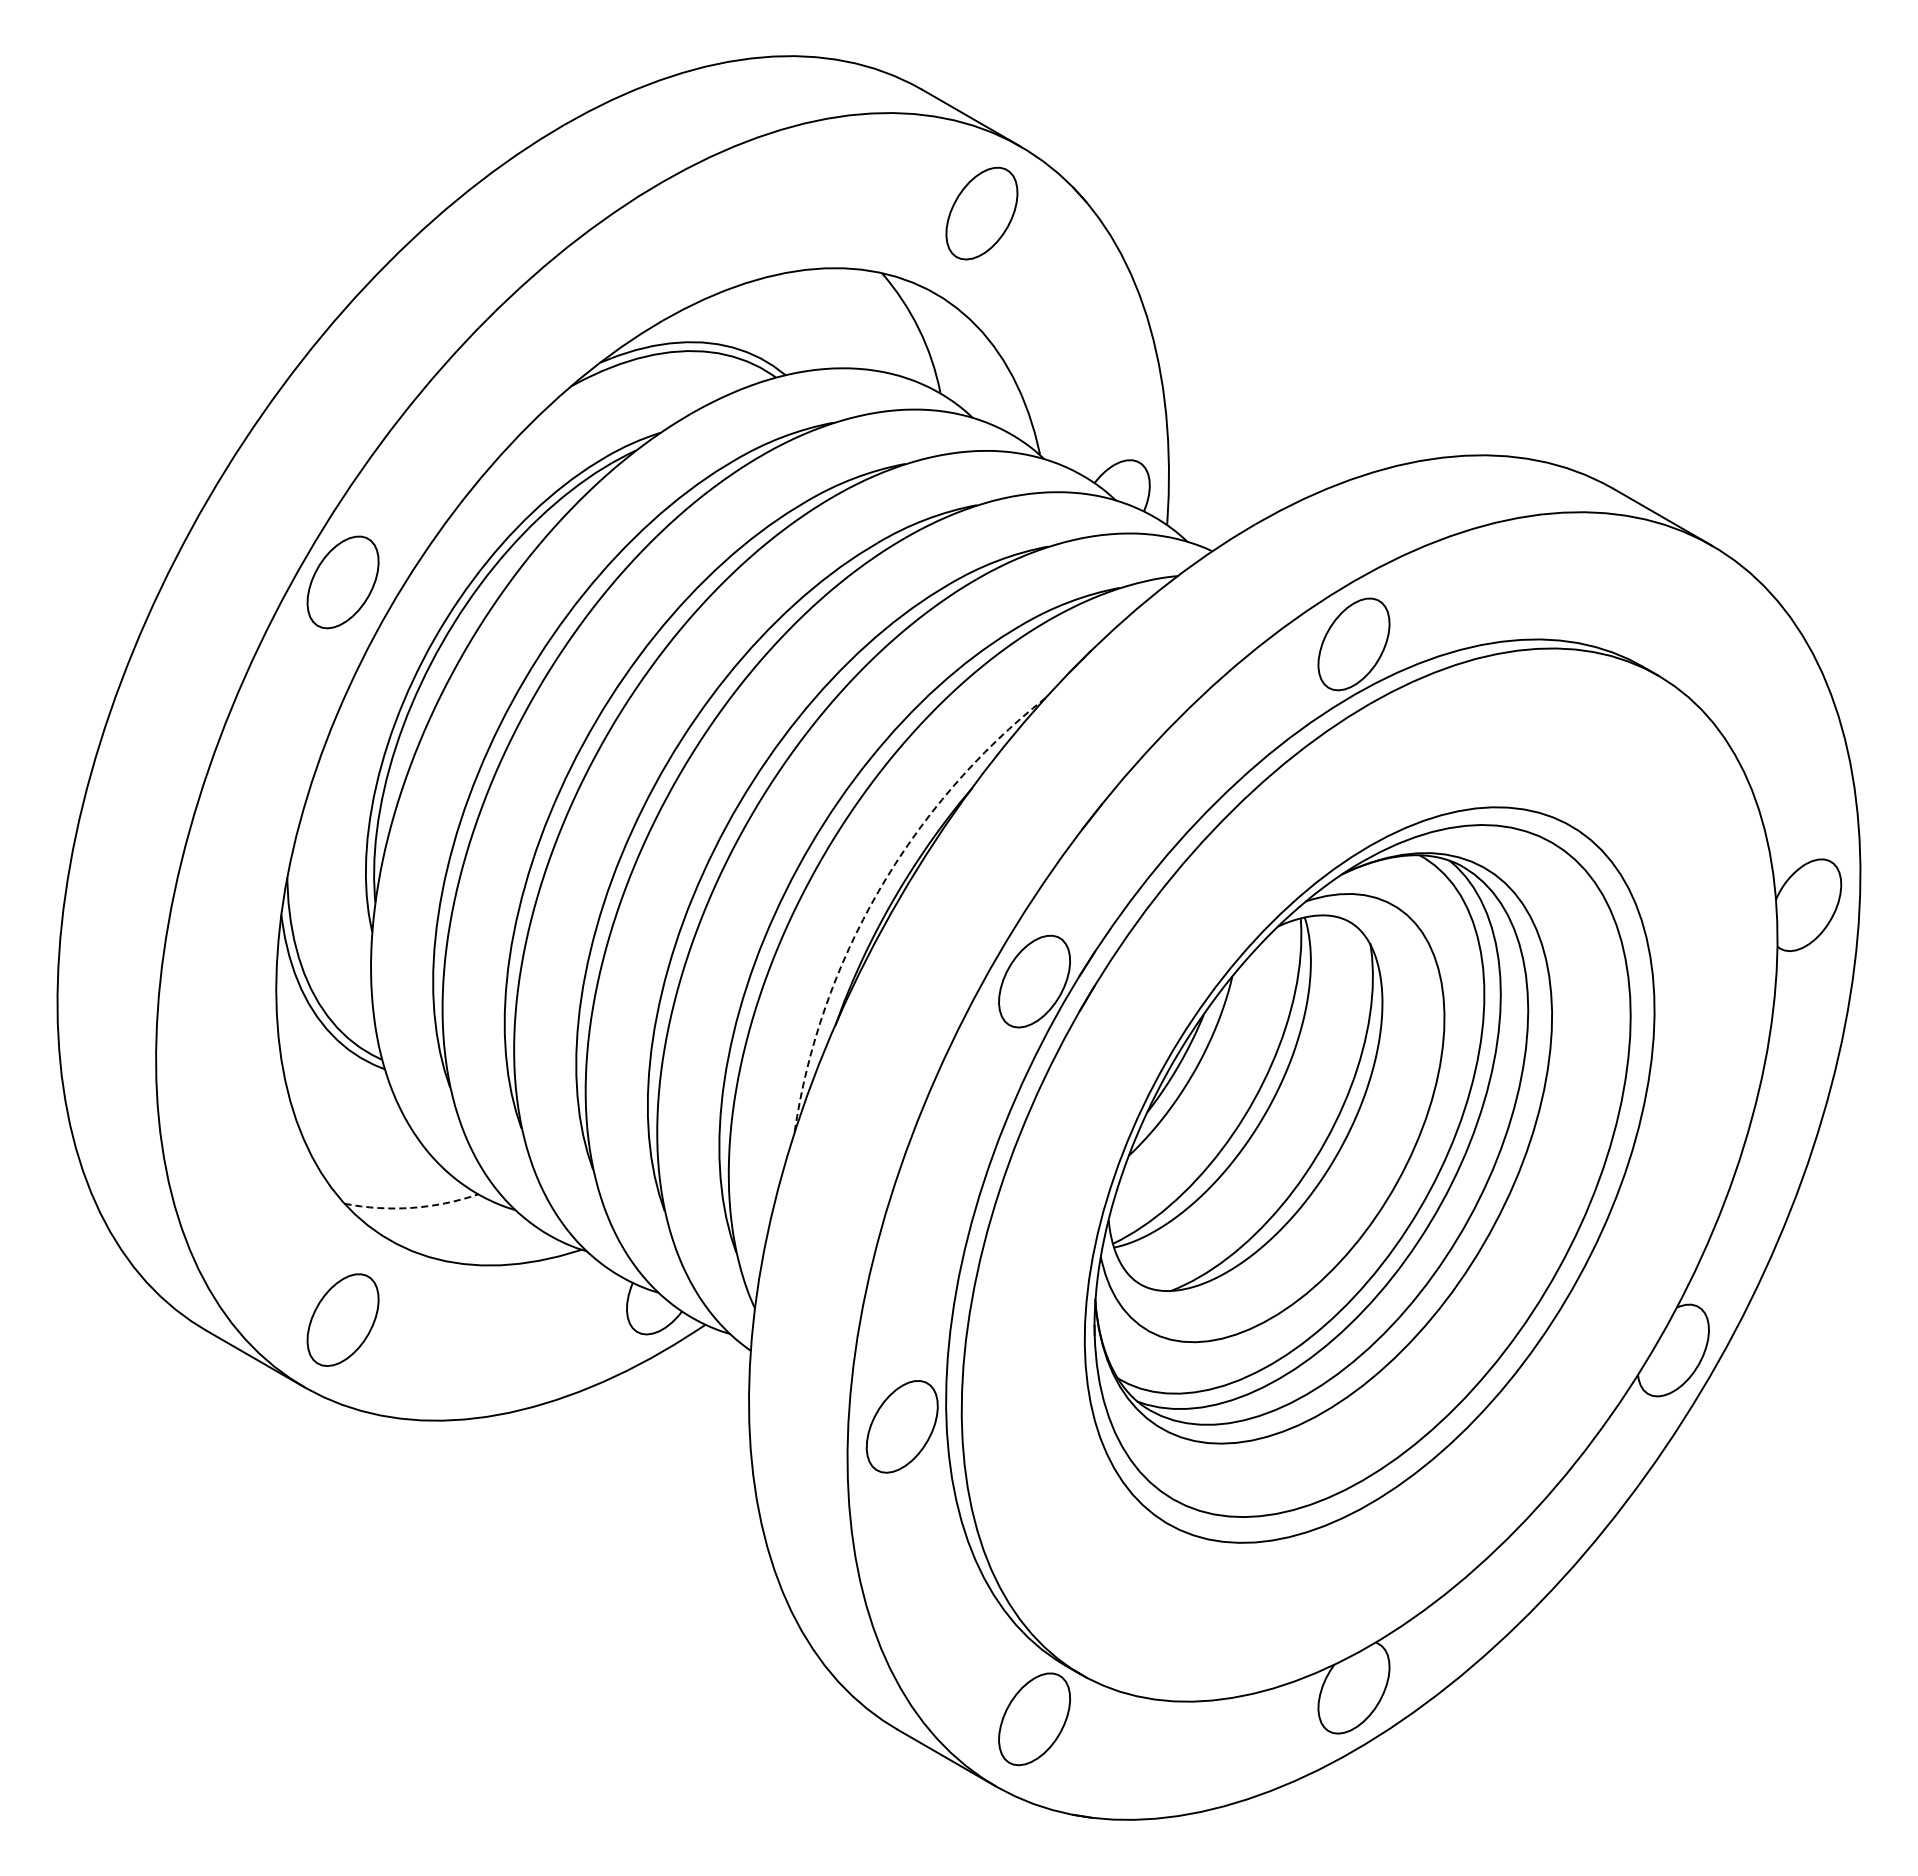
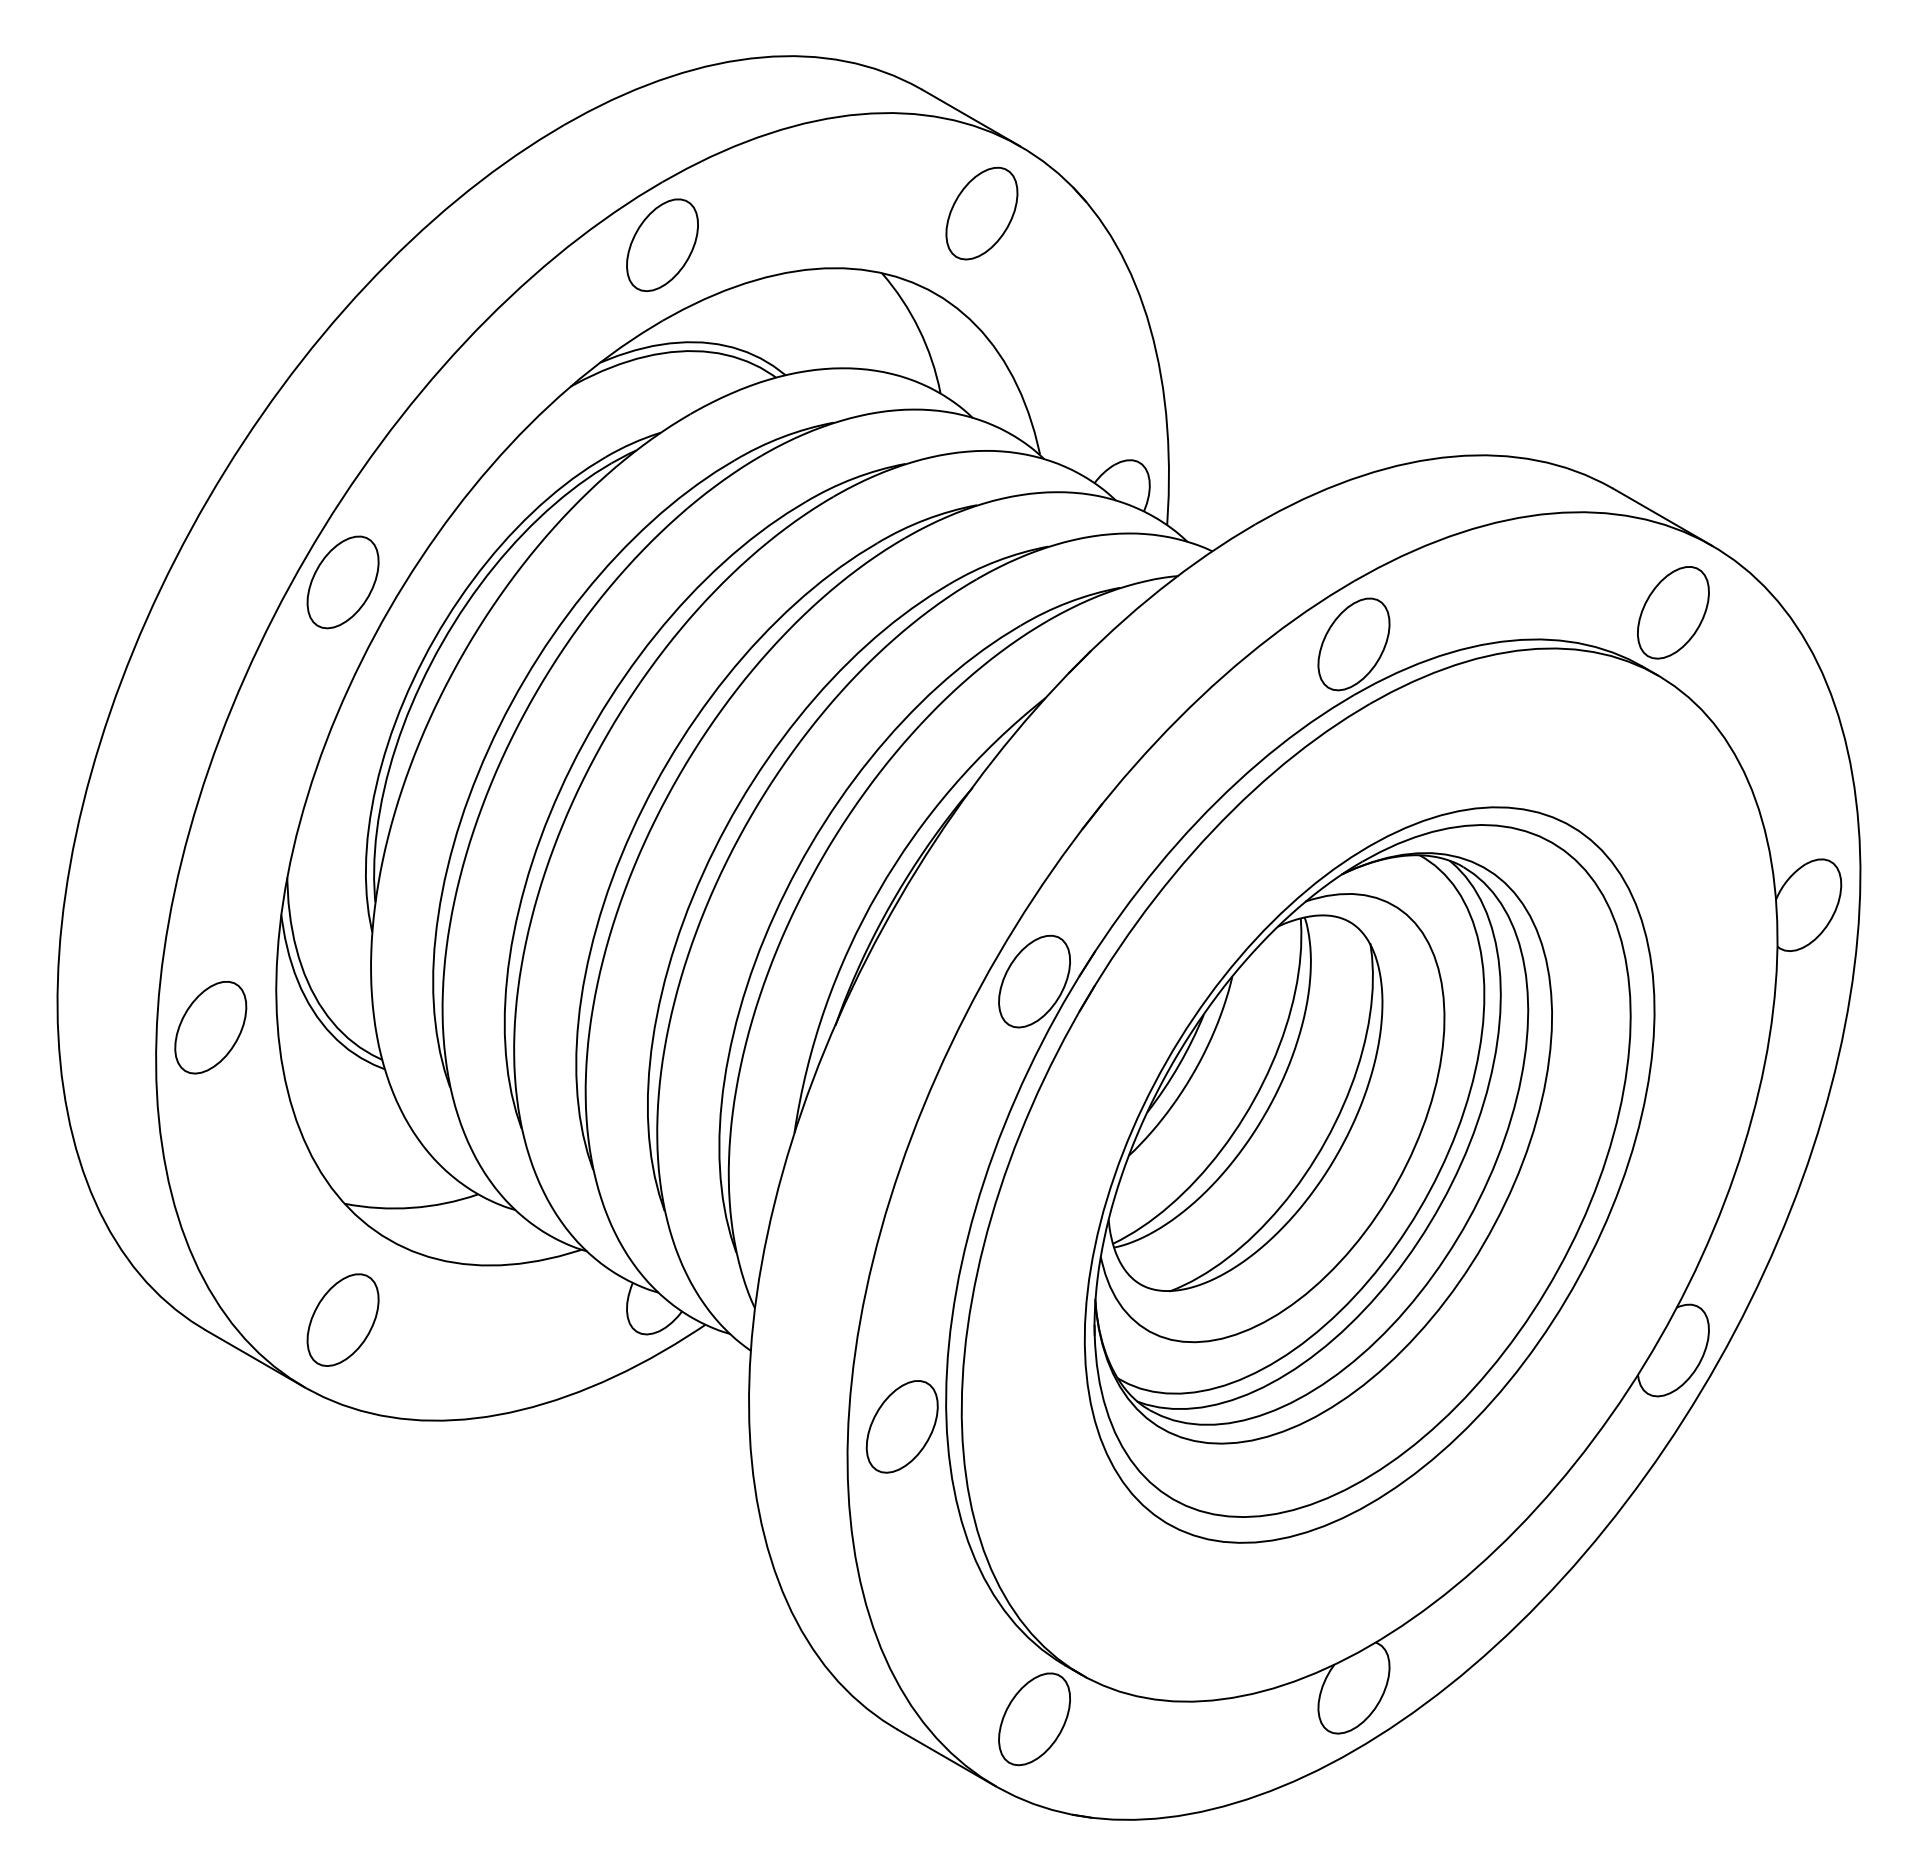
part: none -> present (662, 244)
part: none -> present (1673, 612)
arc: dashed -> solid (878, 891)
part: none -> present (210, 1027)
arc: dashed -> solid (411, 1207)
